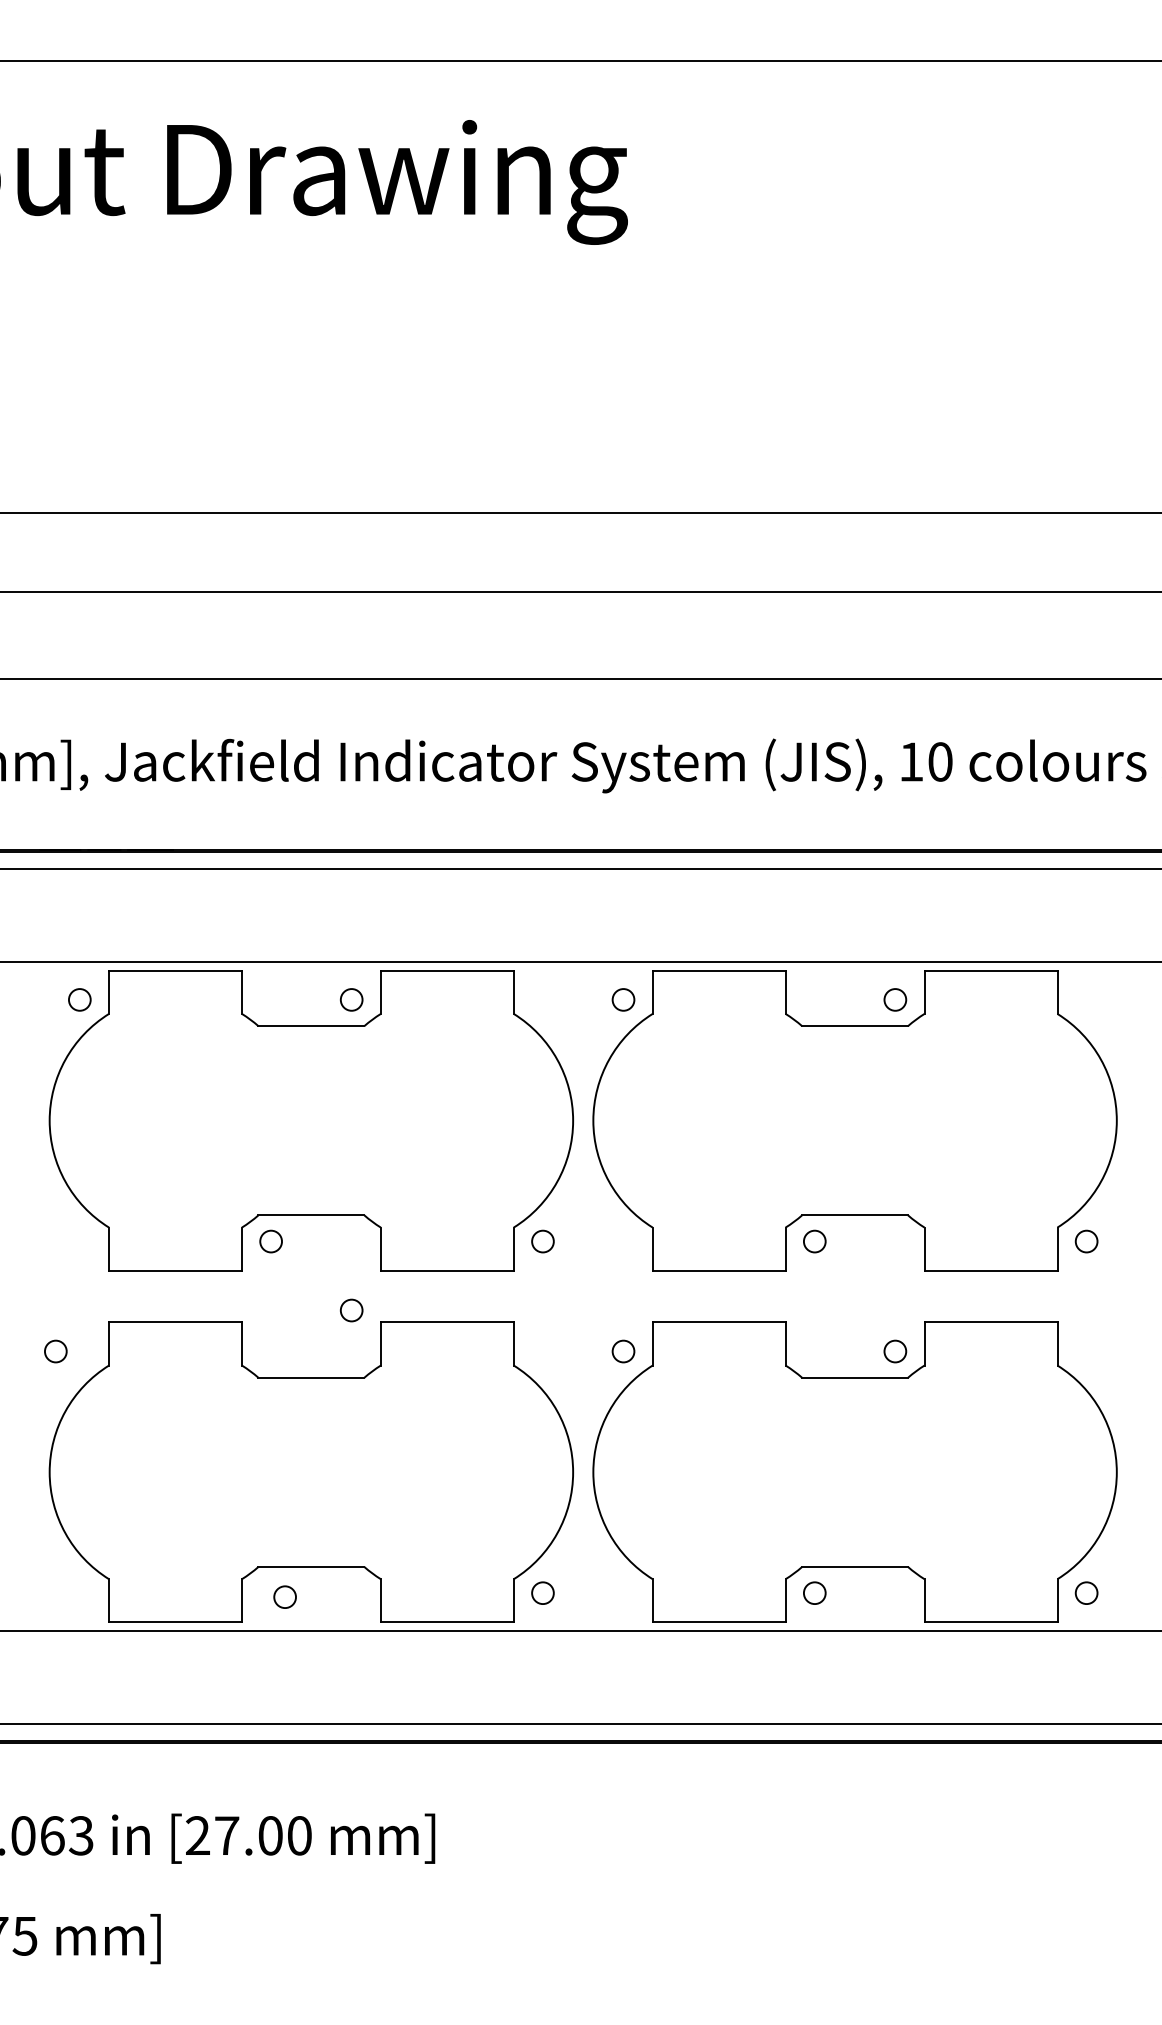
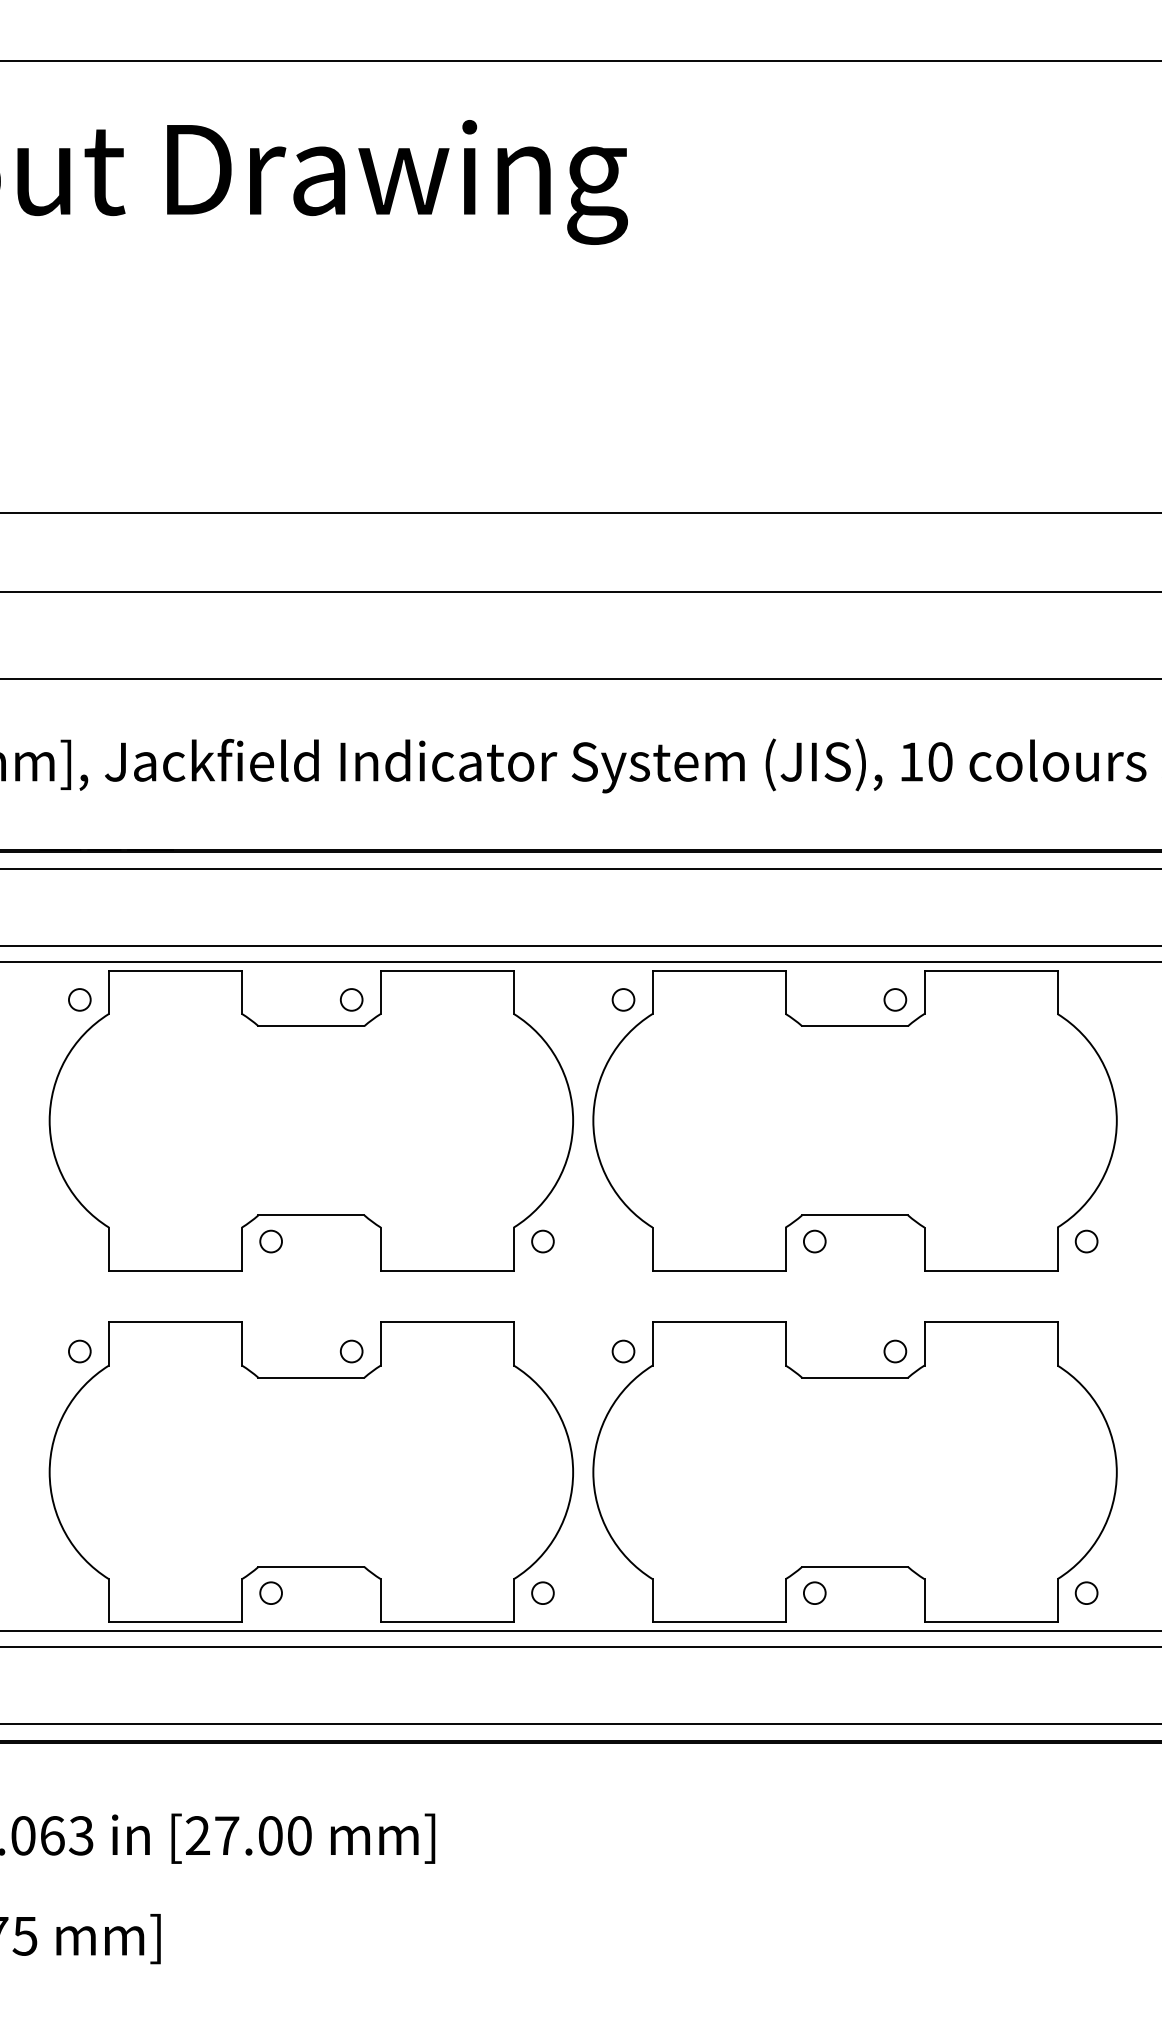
line: none -> present (580, 945)
circle position: (351, 1310) -> (351, 1351) (351, 1351)
circle position: (55, 1351) -> (79, 1351) (79, 1351)
circle position: (284, 1596) -> (270, 1592) (270, 1592)
line: none -> present (580, 1647)
